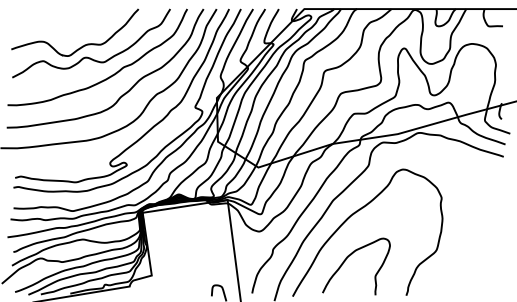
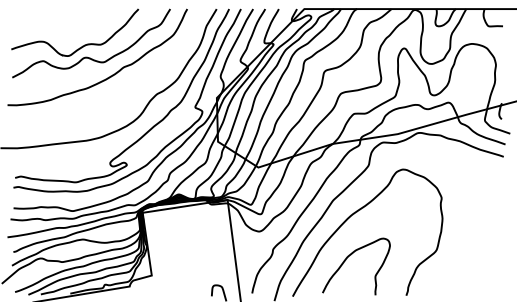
curve: present -> none (123, 93)
